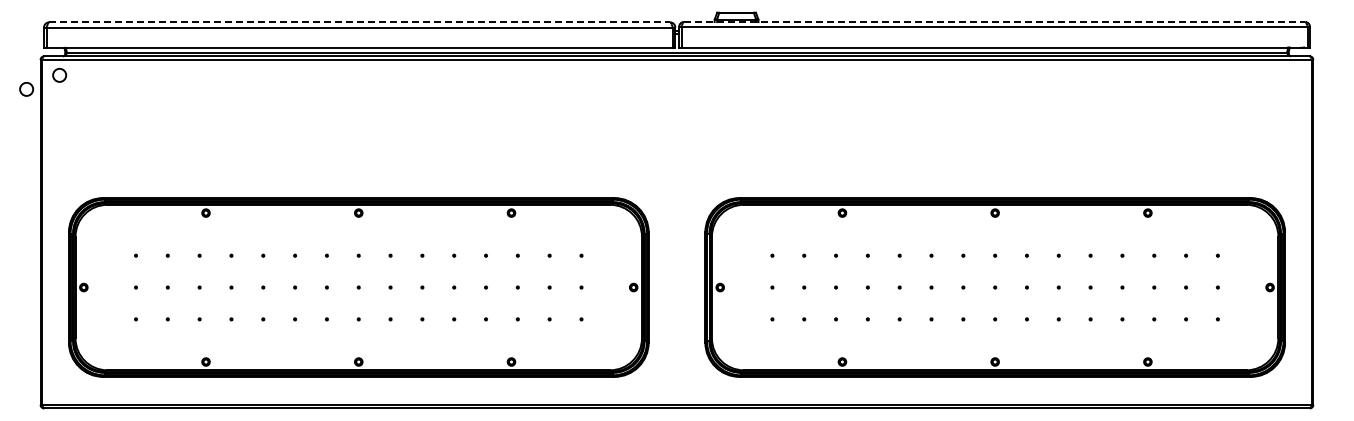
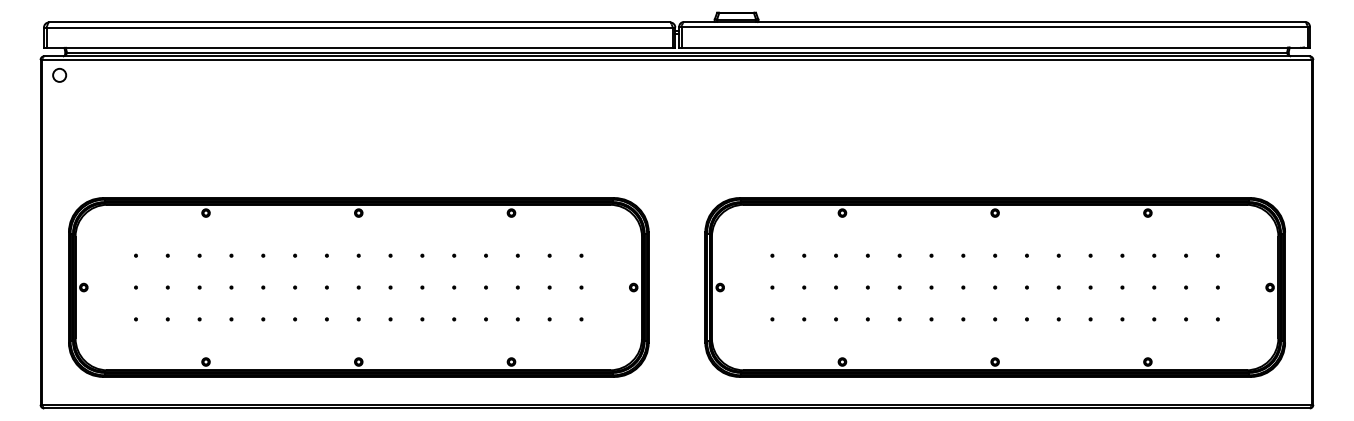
line: dashed -> solid (359, 22)
line: dashed -> solid (994, 22)
circle: present -> none (26, 89)
